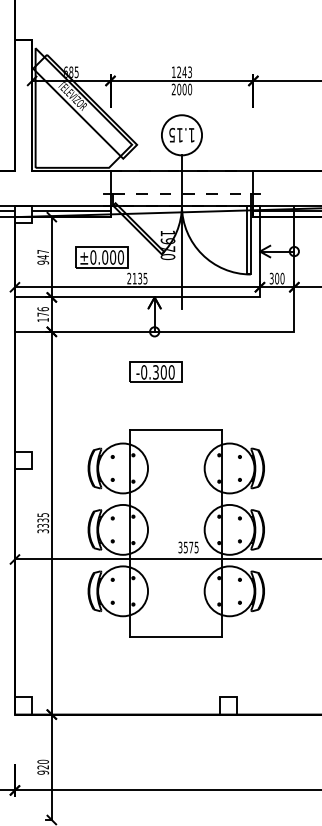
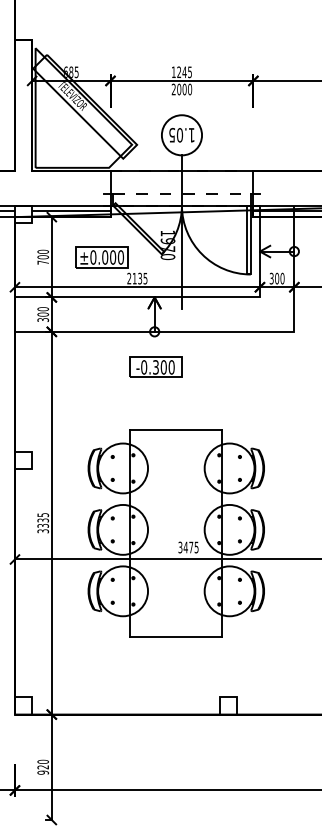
text: 1243 -> 1245 (189, 71)
text: 1.15 -> 1.05 (179, 135)
text: 947 -> 700 (43, 256)
text: 176 -> 300 (43, 314)
part position: (155, 371) -> (155, 366) (155, 366)
text: 3575 -> 3475 (185, 547)
